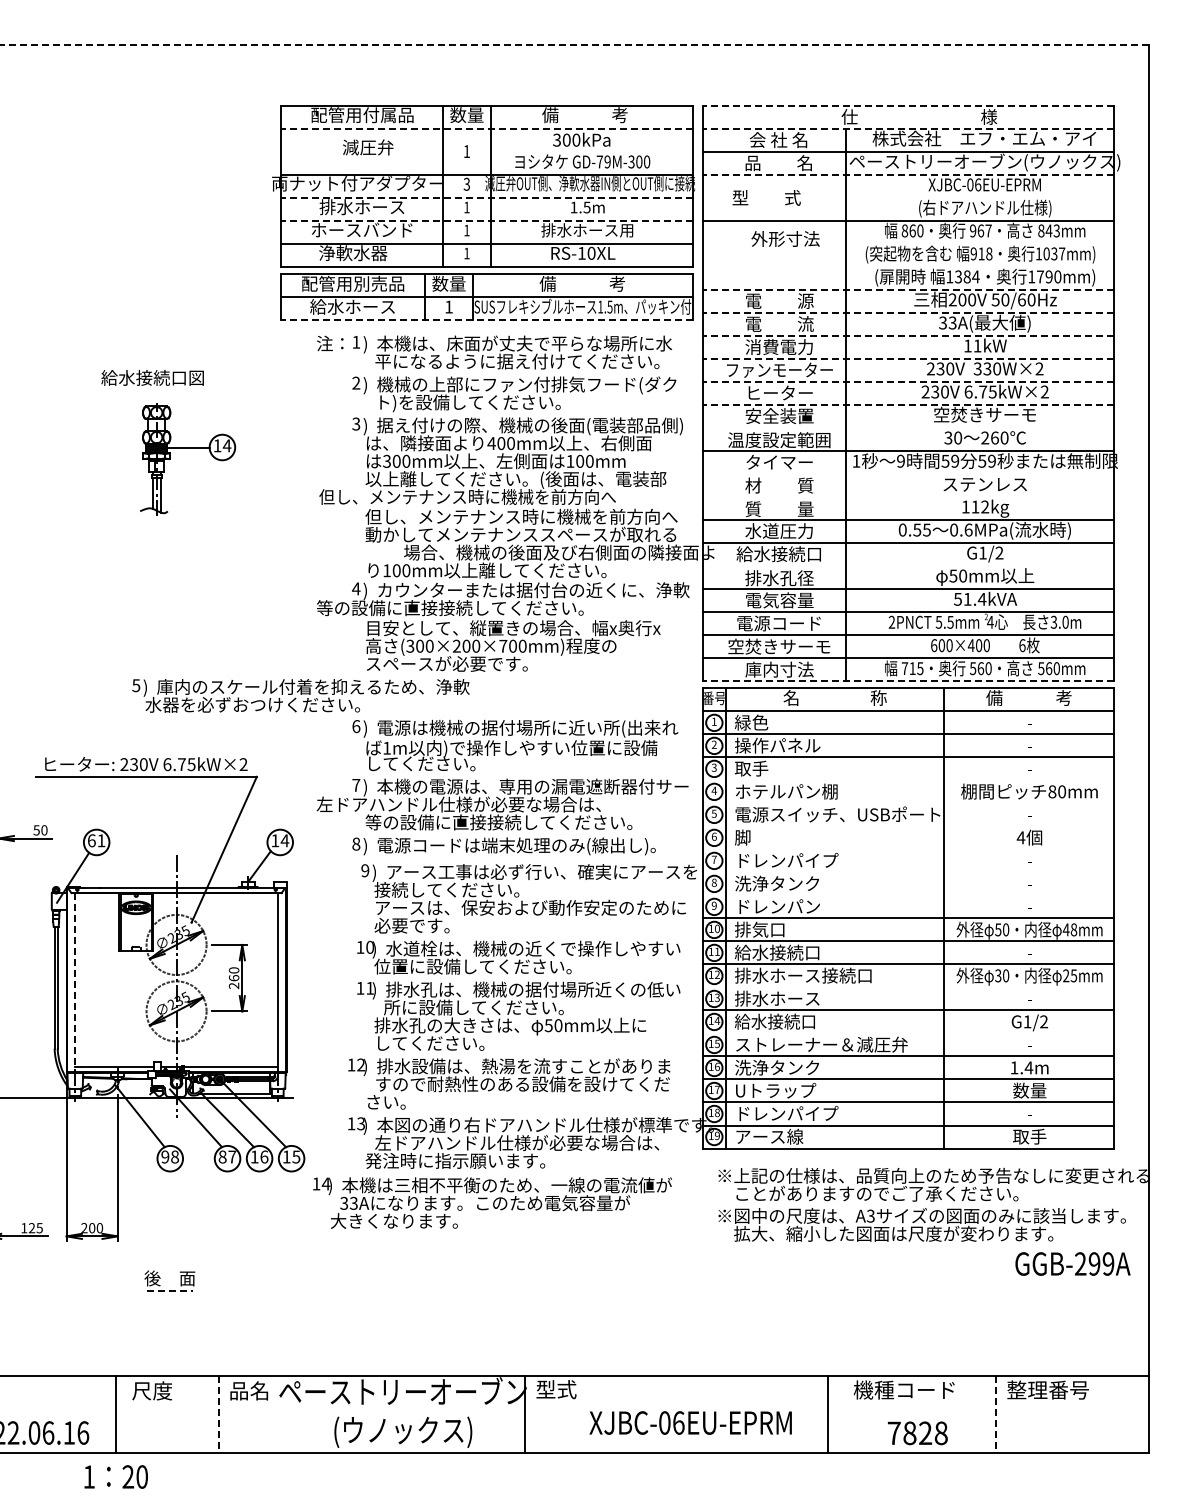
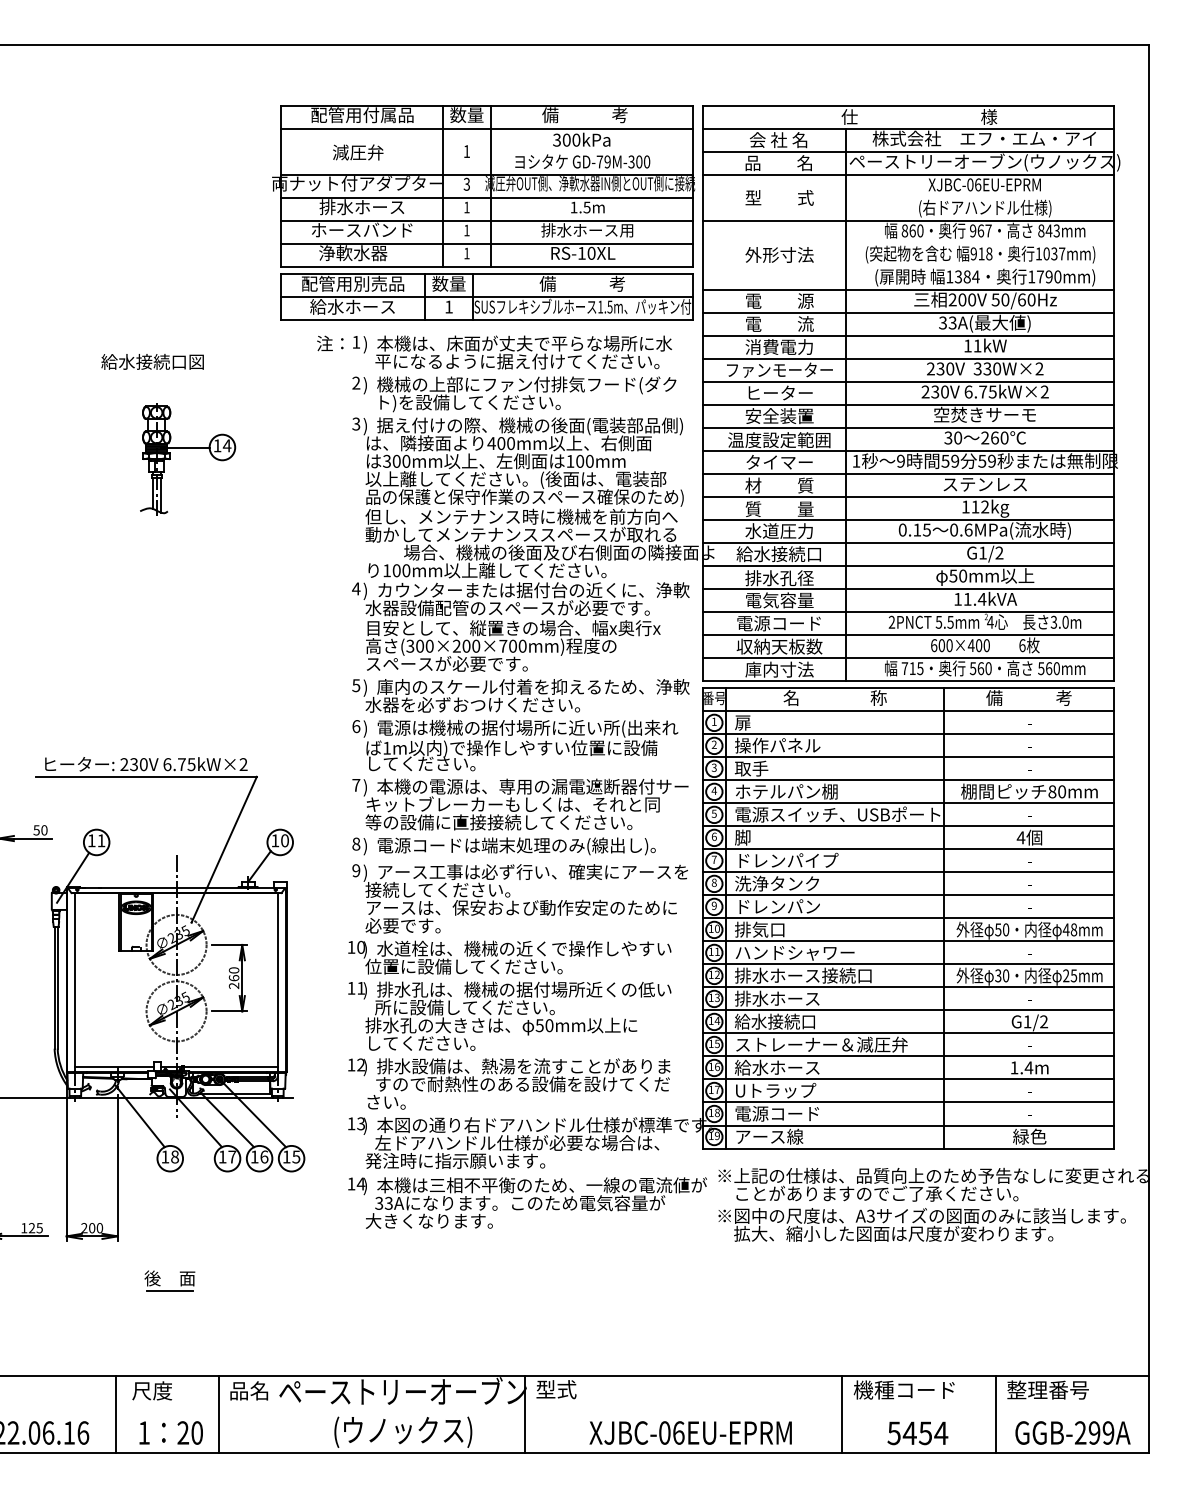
line: dashed -> solid (574, 44)
line: dashed -> solid (908, 105)
line: dashed -> solid (486, 128)
line: dashed -> solid (908, 128)
text position: (368, 147) -> (358, 152) (358, 152)
line: dashed -> solid (908, 174)
line: dashed -> solid (486, 197)
text position: (766, 197) -> (779, 197) (779, 197)
line: dashed -> solid (486, 220)
text position: (785, 238) -> (779, 254) (779, 254)
line: dashed -> solid (908, 289)
line: dashed -> solid (908, 312)
line: dashed -> solid (486, 320)
line: dashed -> solid (908, 335)
line: dashed -> solid (908, 358)
text position: (152, 377) -> (152, 361) (152, 361)
line: dashed -> solid (908, 381)
line: dashed -> solid (908, 404)
line: none -> present (908, 427)
line: none -> present (908, 473)
line: none -> present (908, 496)
text: 但し、メンテナンス時に機械を前方向へ -> 品の保護と保守作業のスペース確保のため) (501, 497)
text: 0.55 -> 0.15 (917, 529)
line: none -> present (908, 565)
text: 51.4kVA -> 11.4kVA (957, 599)
text: 等の設備に直接接続してください。 -> 水器設備配管のスペースが必要です。 (483, 608)
text: 空焚きサーモ -> 収納天板数 (779, 646)
line: dashed -> solid (908, 680)
text position: (300, 695) -> (520, 695) (520, 695)
text: 緑色 -> 扉 (751, 722)
line: none -> present (908, 780)
line: none -> present (908, 803)
text: 左ドアハンドル仕様が必要な場合は、 -> キットブレーカーもしくは、それと同 (487, 804)
line: none -> present (908, 826)
text: 61 -> 11 (91, 840)
text: 14 -> 10 (284, 840)
line: none -> present (908, 849)
line: none -> present (908, 872)
line: none -> present (908, 895)
text: 給水接続口 -> ハンドシャワー (794, 952)
text position: (526, 957) -> (517, 957) (517, 957)
line: dashed -> solid (74, 983)
line: none -> present (908, 987)
line: none -> present (908, 1033)
text: 洗浄タンク -> 給水ホース (776, 1067)
text: 数量 -> - (1029, 1090)
text: ドレンパイプ -> 電源コード (786, 1113)
text: 取手 -> 緑色 (1029, 1136)
text: 98 -> 18 (165, 1156)
text: 87 -> 17 (222, 1156)
text position: (492, 1202) -> (527, 1202) (527, 1202)
text position: (1072, 1263) -> (1072, 1432) (1072, 1432)
line: dashed -> solid (169, 1291)
line: dashed -> solid (218, 1414)
line position: (828, 1414) -> (842, 1414) (842, 1414)
line: dashed -> solid (995, 1414)
text position: (690, 1422) -> (690, 1432) (690, 1432)
text: 7828 -> 5454 (917, 1433)
text position: (115, 1476) -> (170, 1432) (170, 1432)
